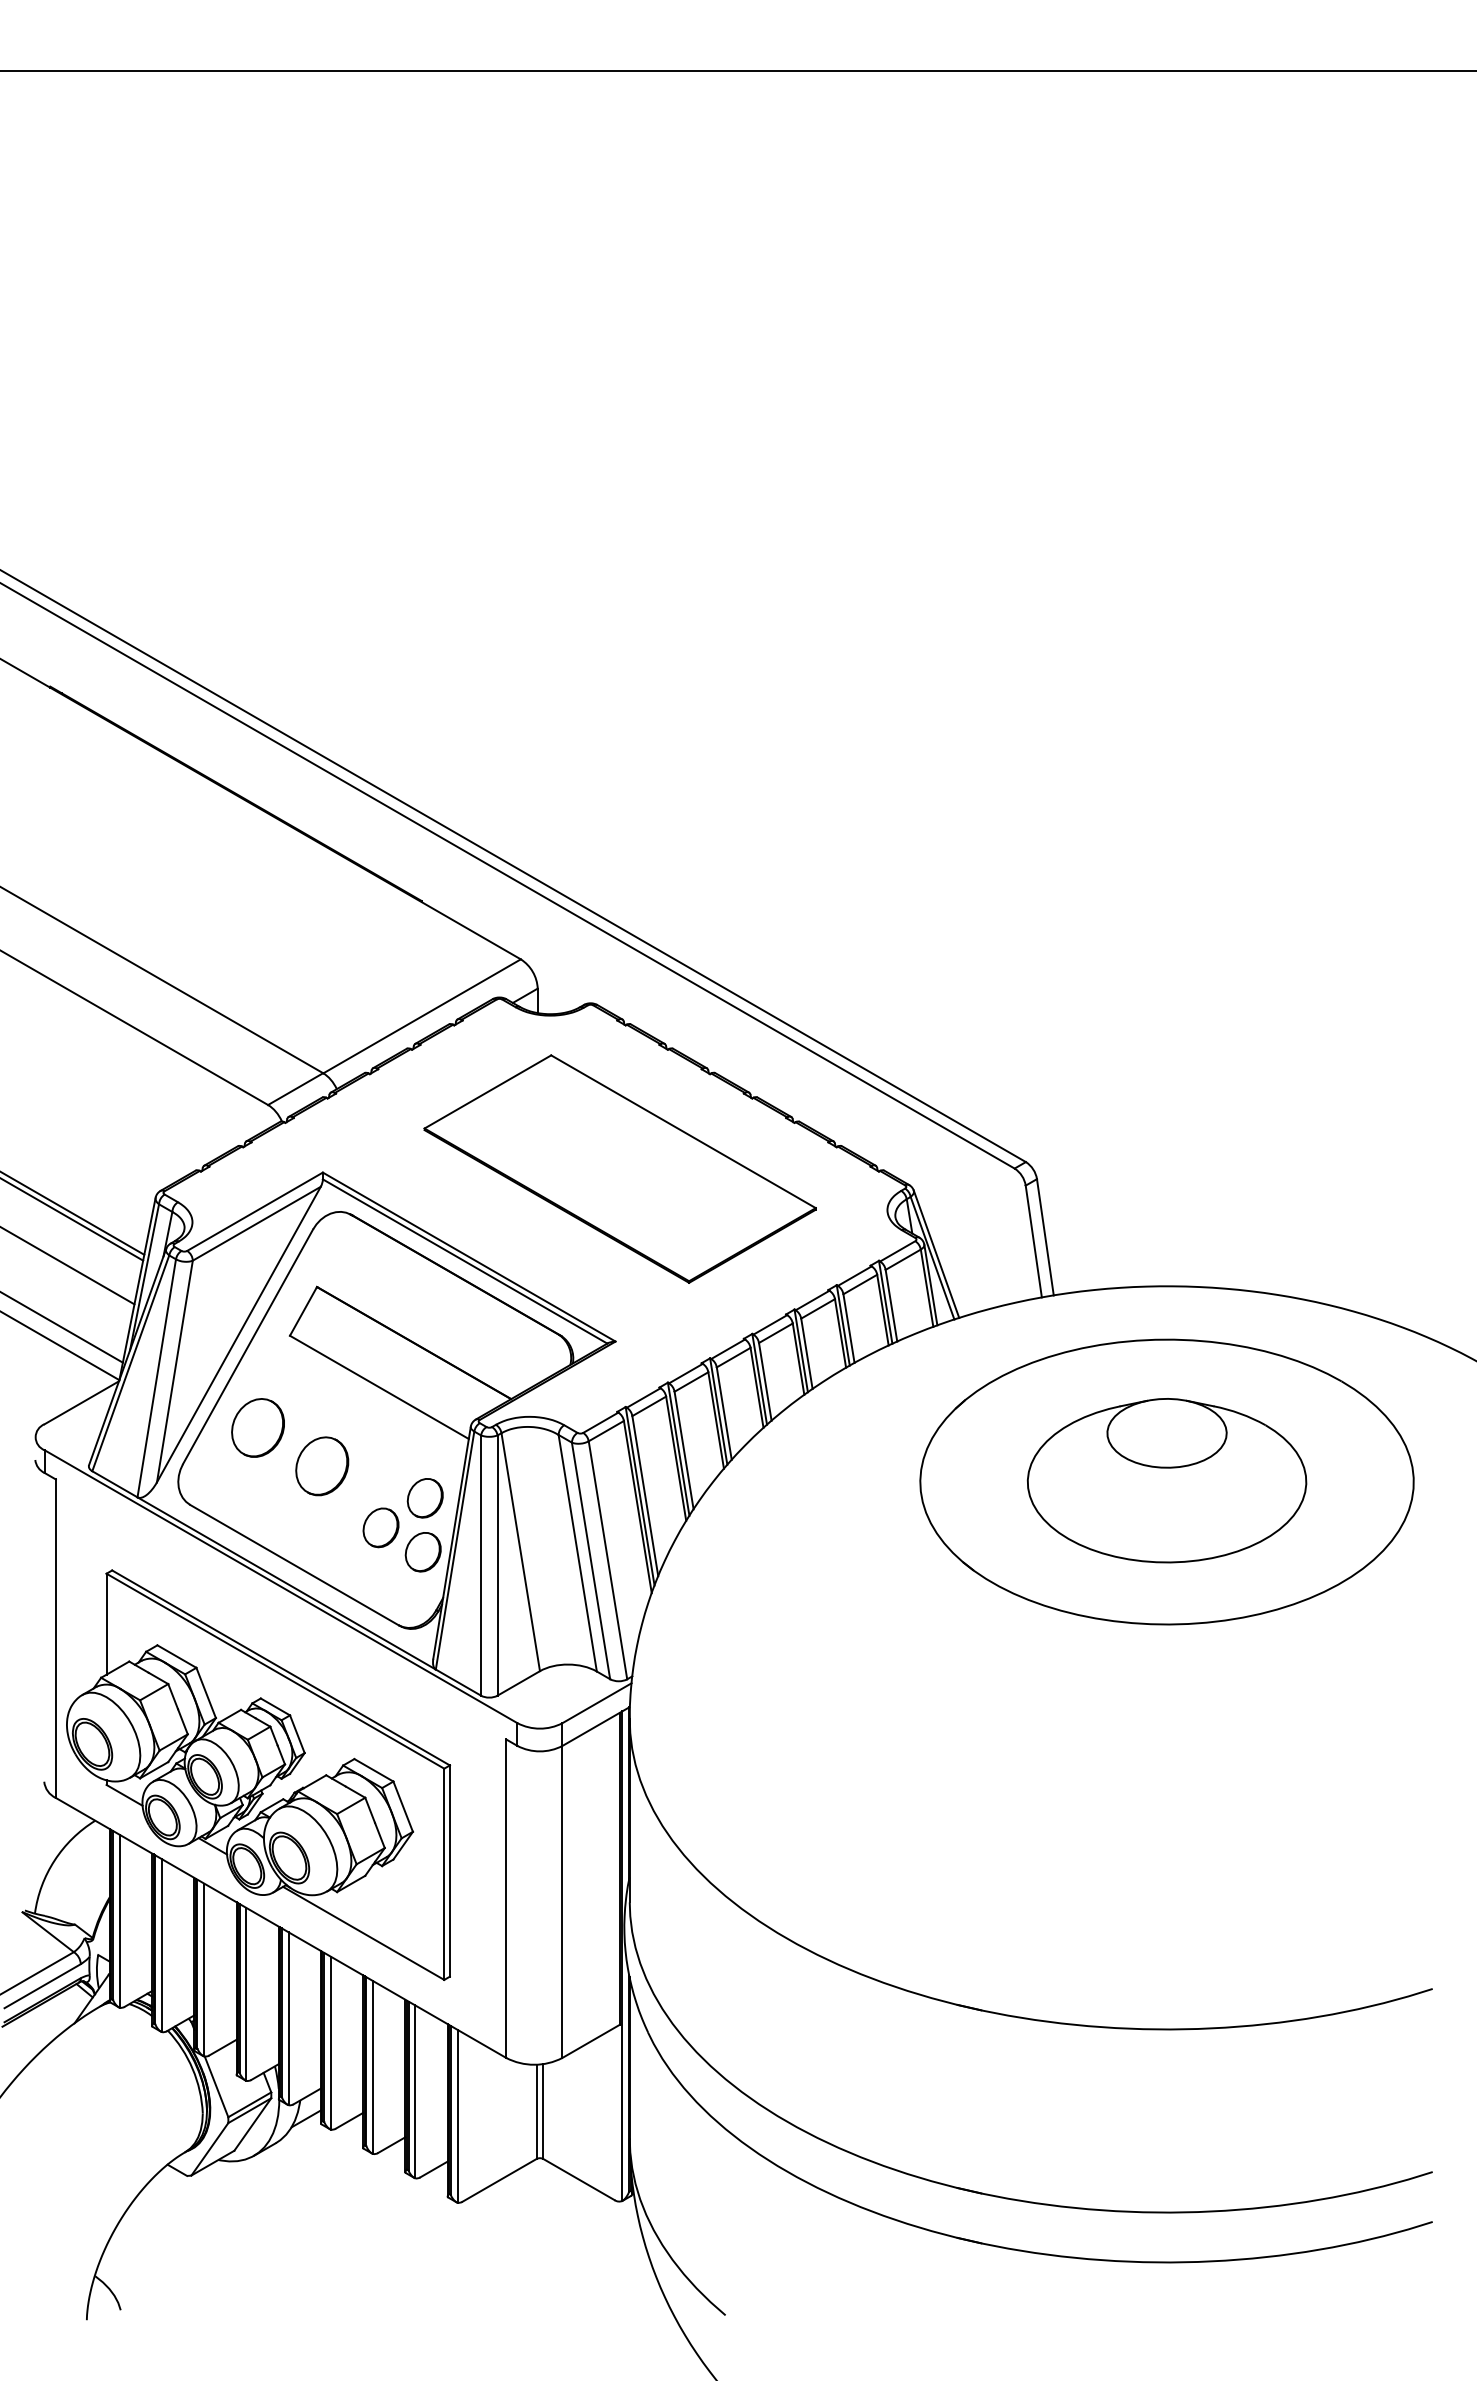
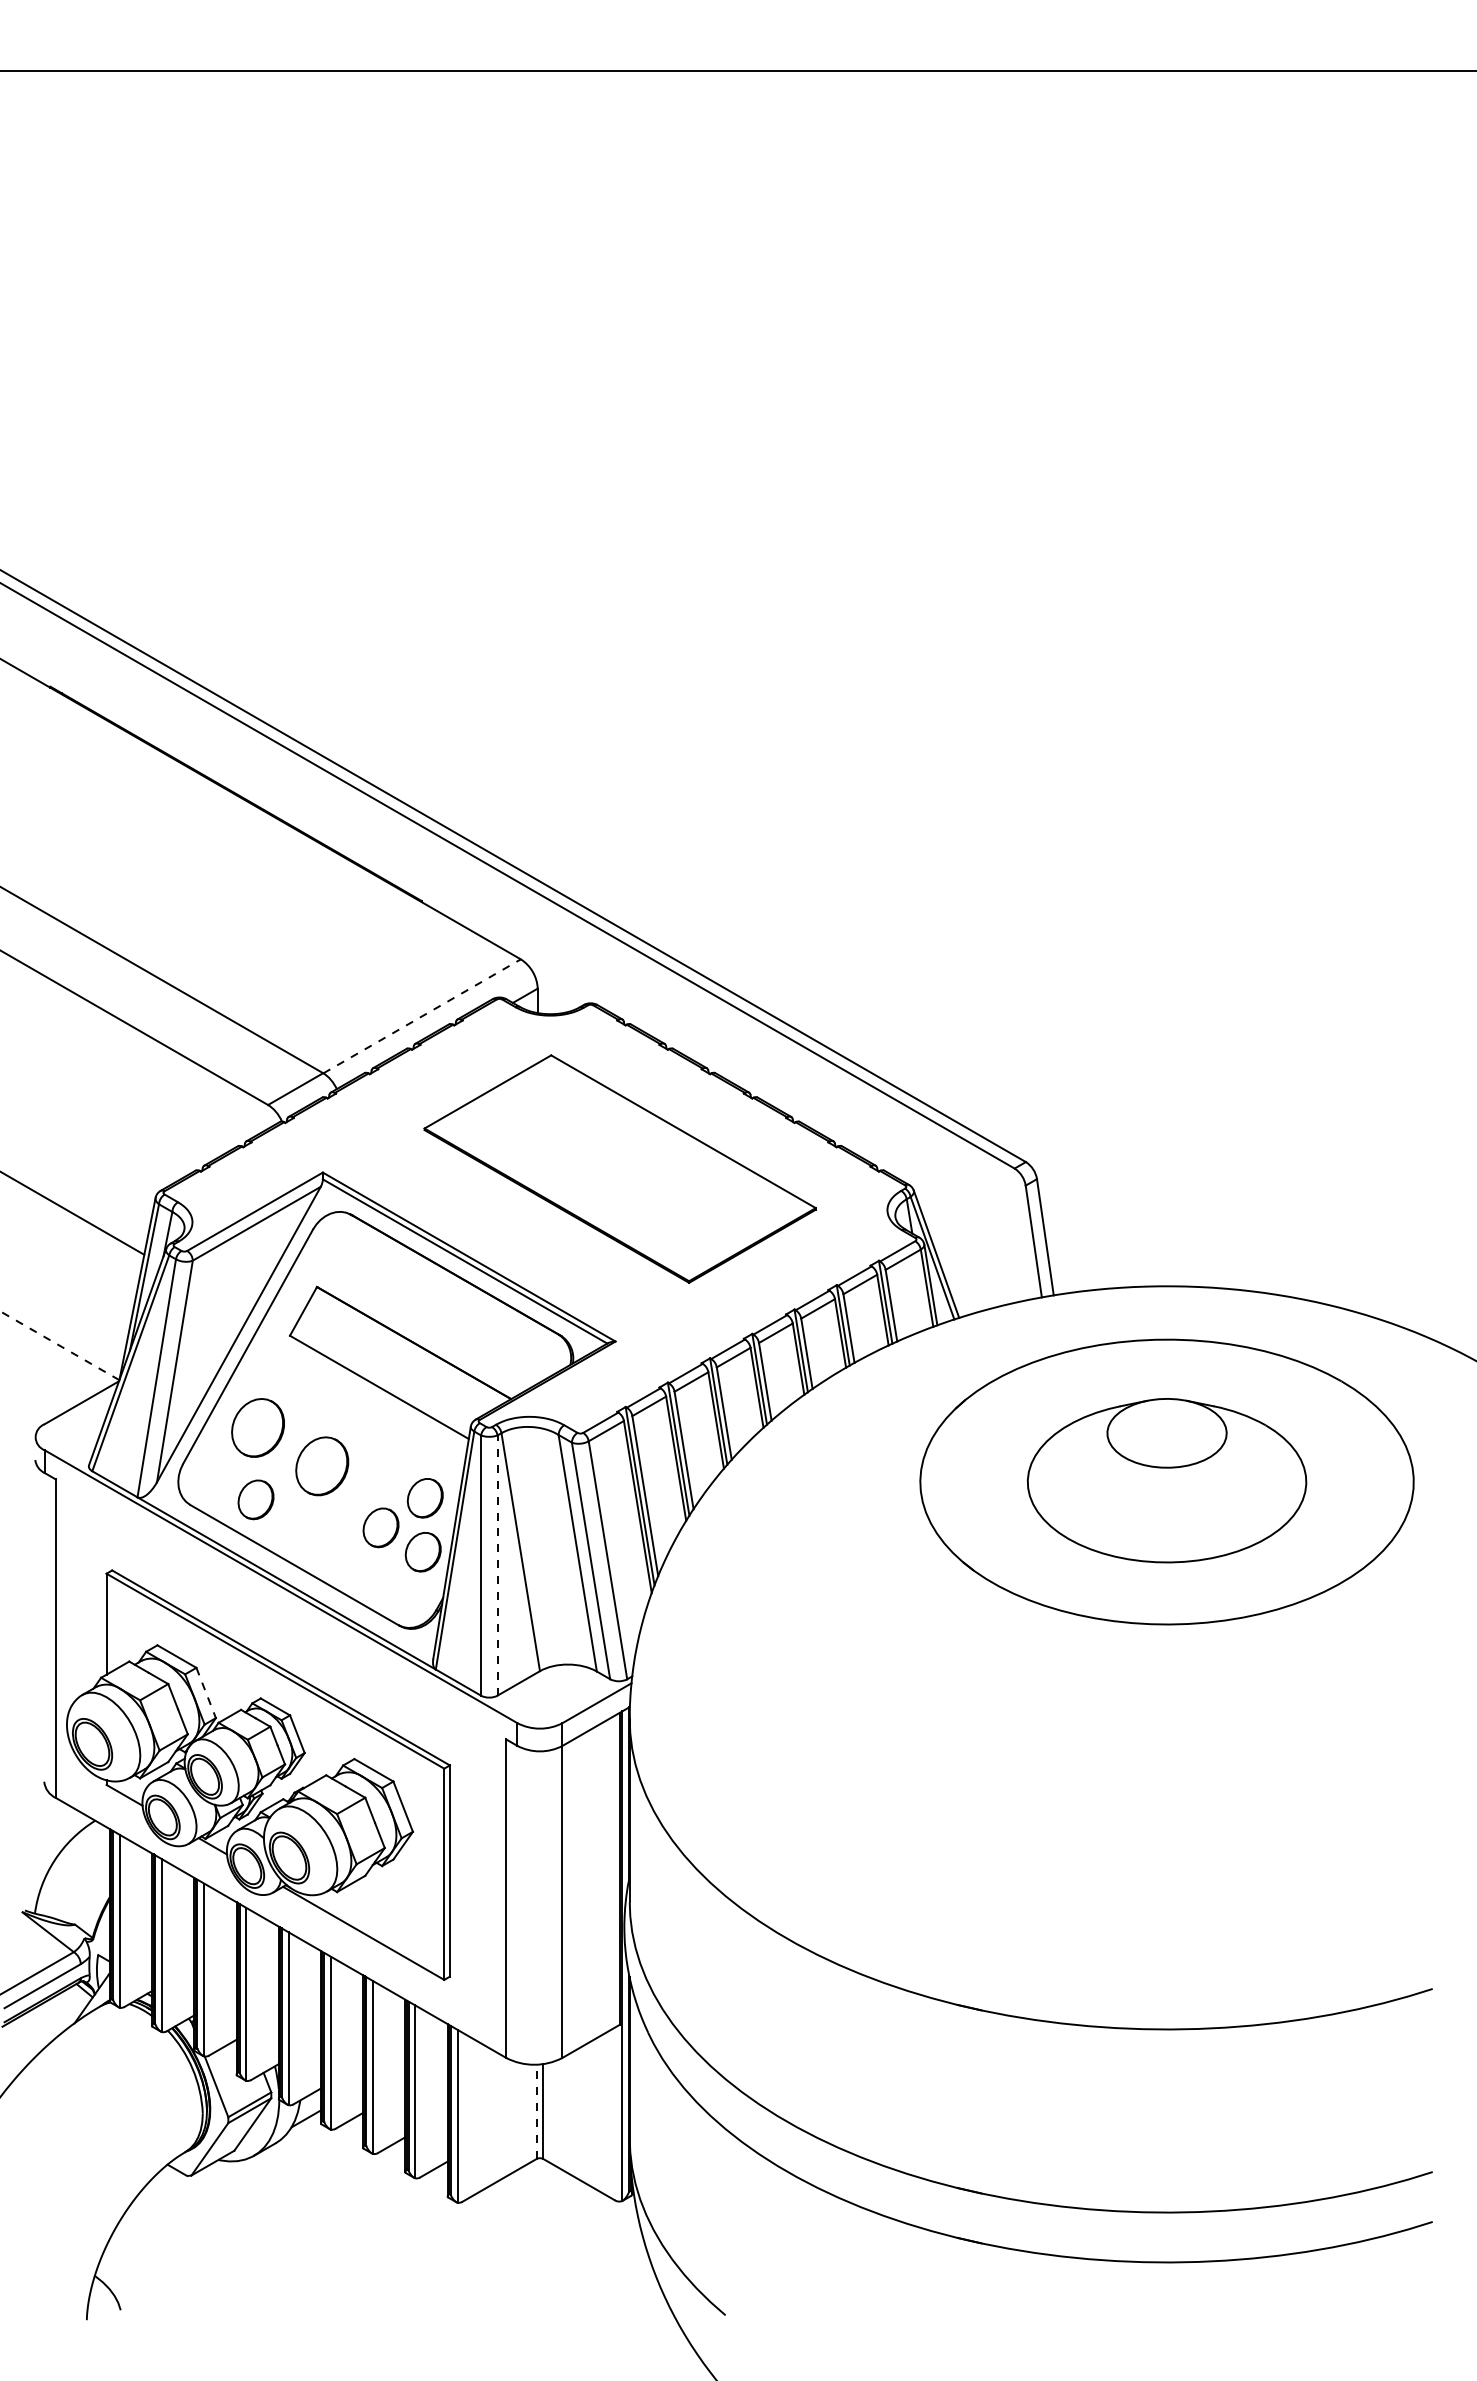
line: solid -> dashed (422, 1016)
line: present -> none (72, 1219)
line: present -> none (68, 1266)
line: present -> none (62, 1327)
line: solid -> dashed (59, 1345)
part: none -> present (255, 1499)
line: solid -> dashed (497, 1565)
line: solid -> dashed (206, 1692)
line: solid -> dashed (536, 2111)
